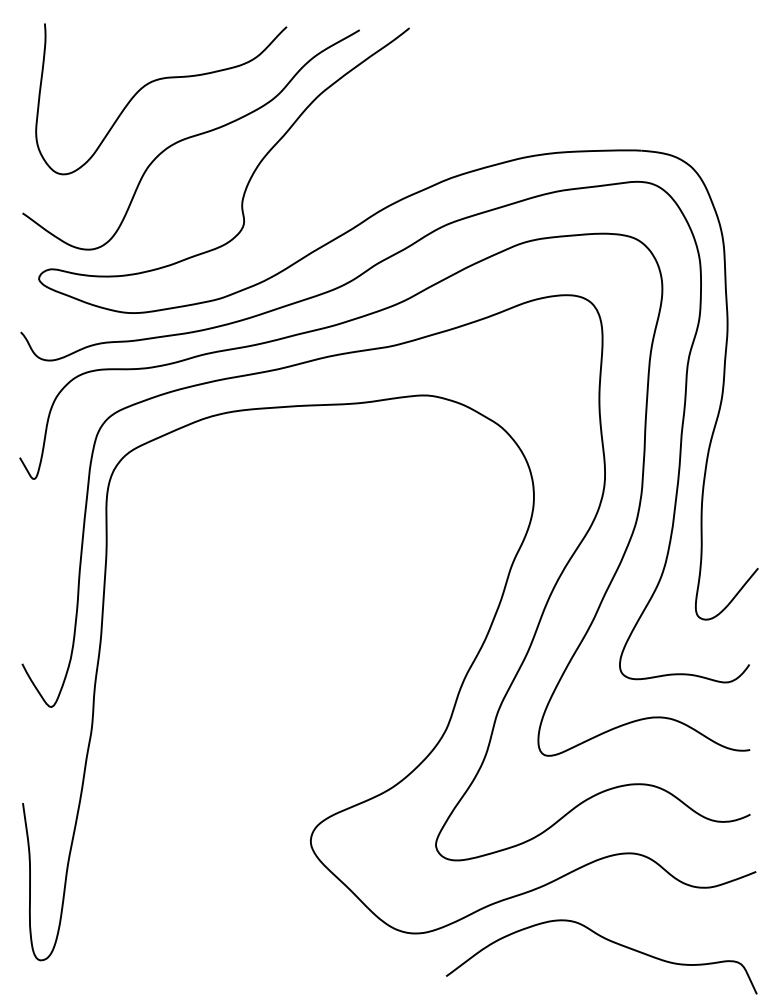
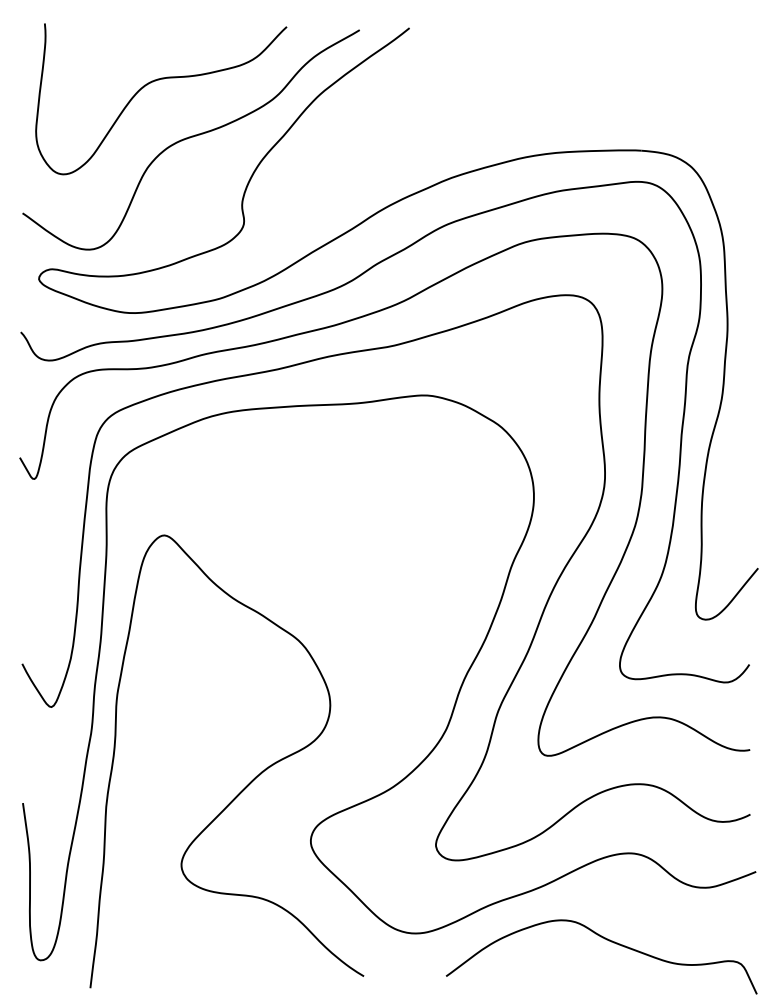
curve: none -> present (248, 783)
